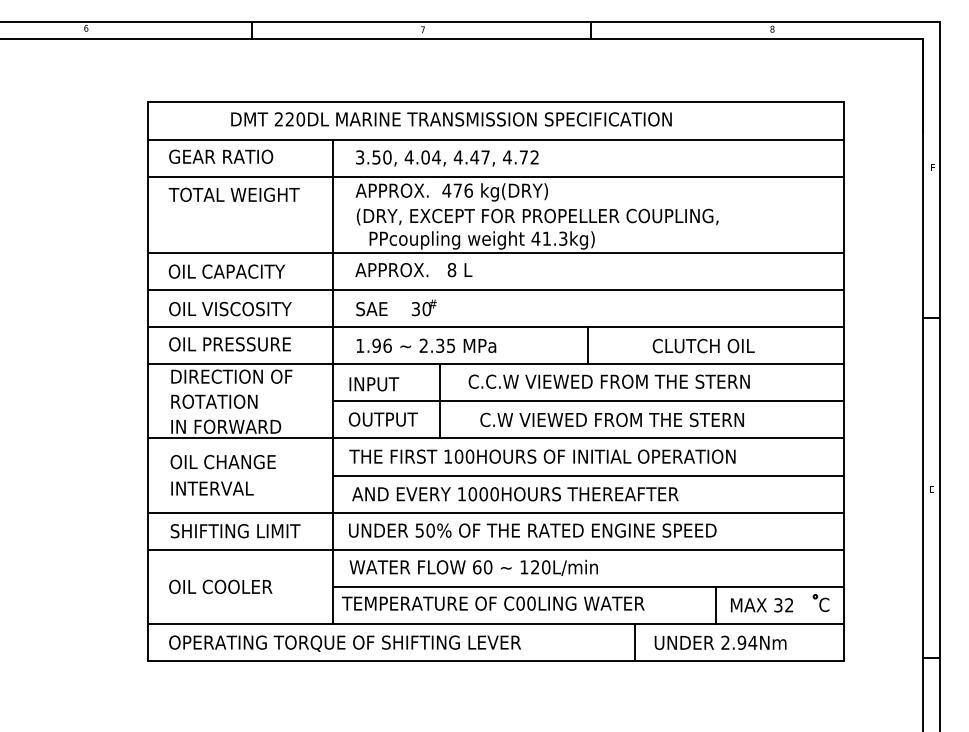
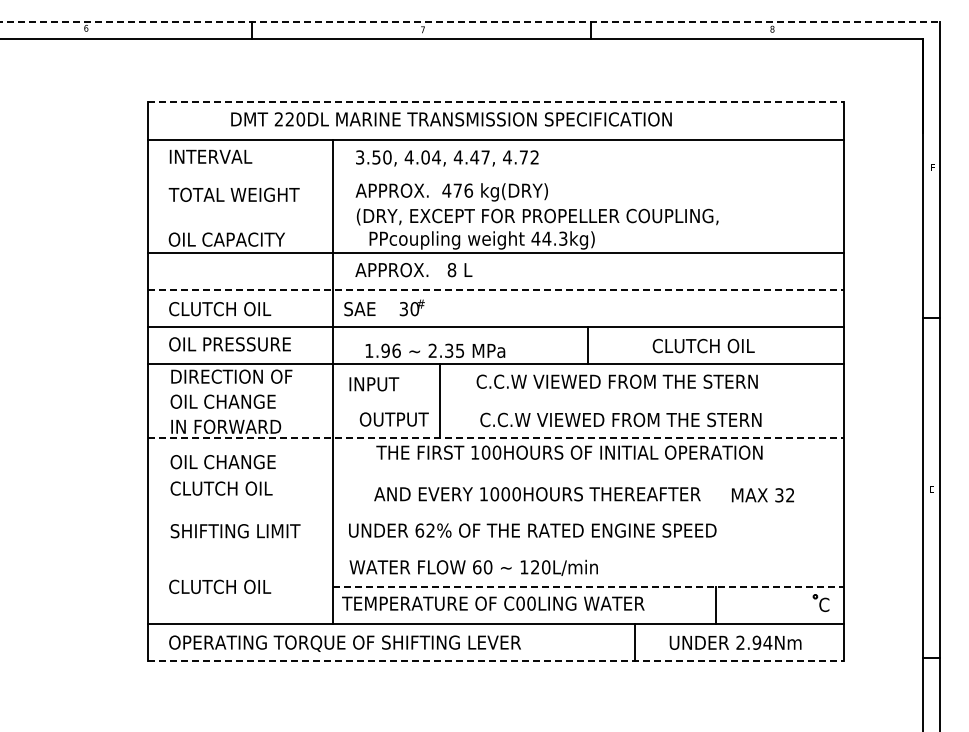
line: solid -> dashed (470, 22)
line: solid -> dashed (495, 102)
text: GEAR RATIO -> INTERVAL (221, 156)
line: present -> none (495, 176)
text: 41.3kg) -> 44.3kg) (546, 238)
text position: (226, 271) -> (226, 239) (226, 239)
line: solid -> dashed (495, 290)
text position: (396, 307) -> (384, 307) (384, 307)
text: OIL VISCOSITY -> CLUTCH OIL (233, 309)
text position: (426, 345) -> (435, 350) (435, 350)
text position: (608, 381) -> (616, 381) (616, 381)
text: ROTATION -> OIL CHANGE (222, 401)
line: present -> none (588, 401)
text position: (382, 419) -> (393, 419) (393, 419)
text: C.W VIEWED FROM THE STERN -> C.C.W VIEWED FROM THE STERN (629, 419)
line: solid -> dashed (495, 438)
text position: (542, 456) -> (569, 452) (569, 452)
line: present -> none (588, 475)
text: INTERVAL -> CLUTCH OIL (221, 488)
text position: (515, 494) -> (537, 494) (537, 494)
line: present -> none (495, 512)
text: 50% -> 62% (424, 530)
line: present -> none (495, 549)
text: OIL COOLER -> CLUTCH OIL (224, 586)
line: solid -> dashed (588, 586)
text position: (761, 605) -> (762, 495) (762, 495)
text position: (720, 642) -> (735, 642) (735, 642)
line: solid -> dashed (495, 661)
